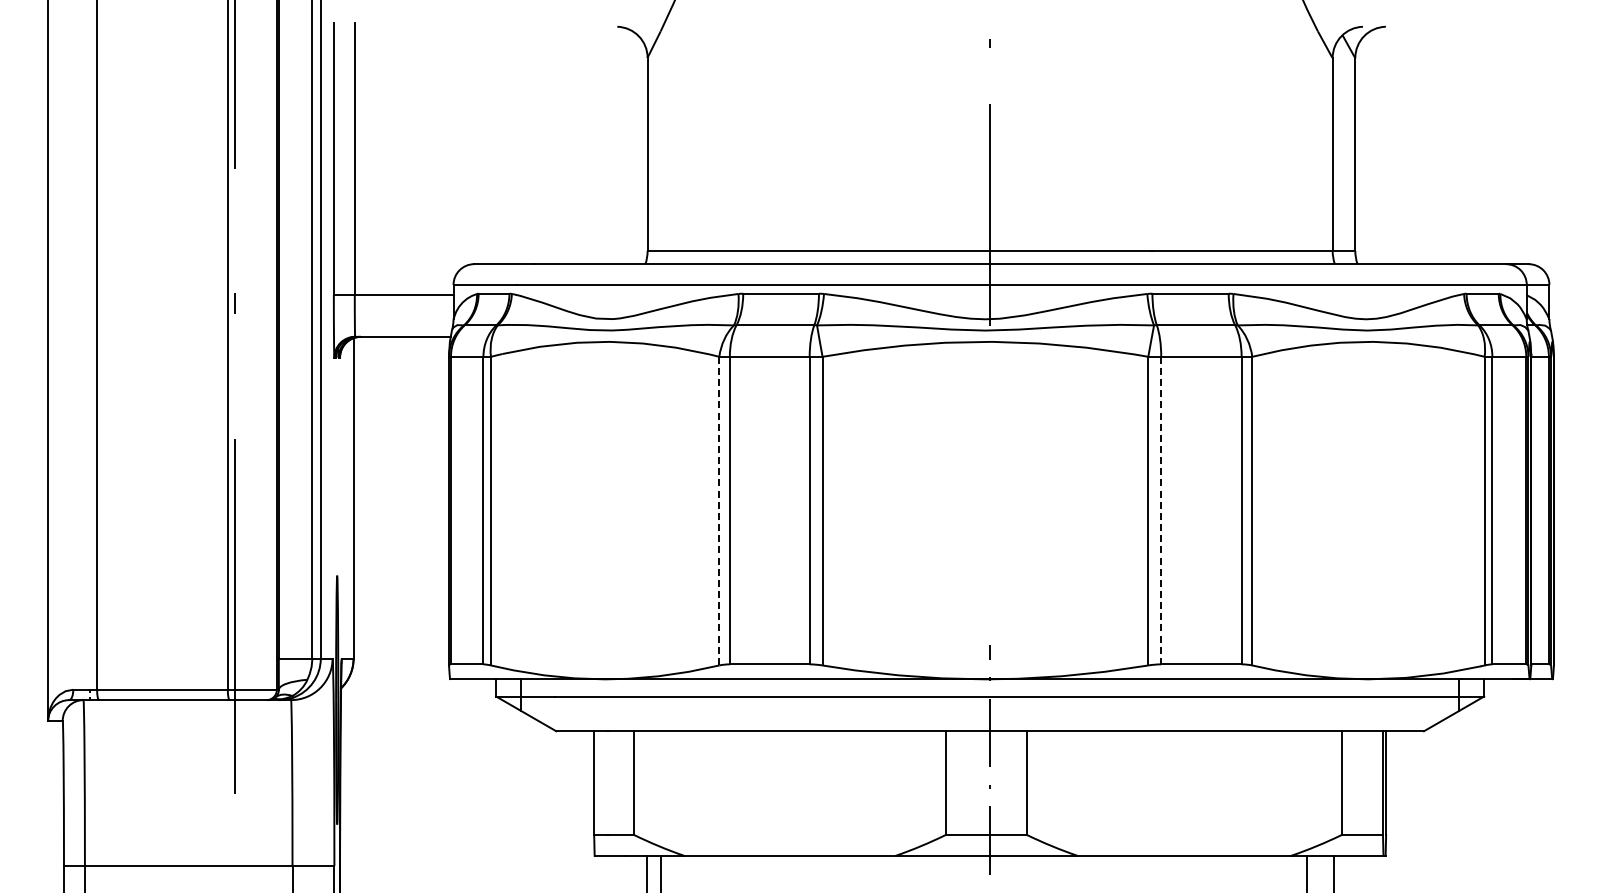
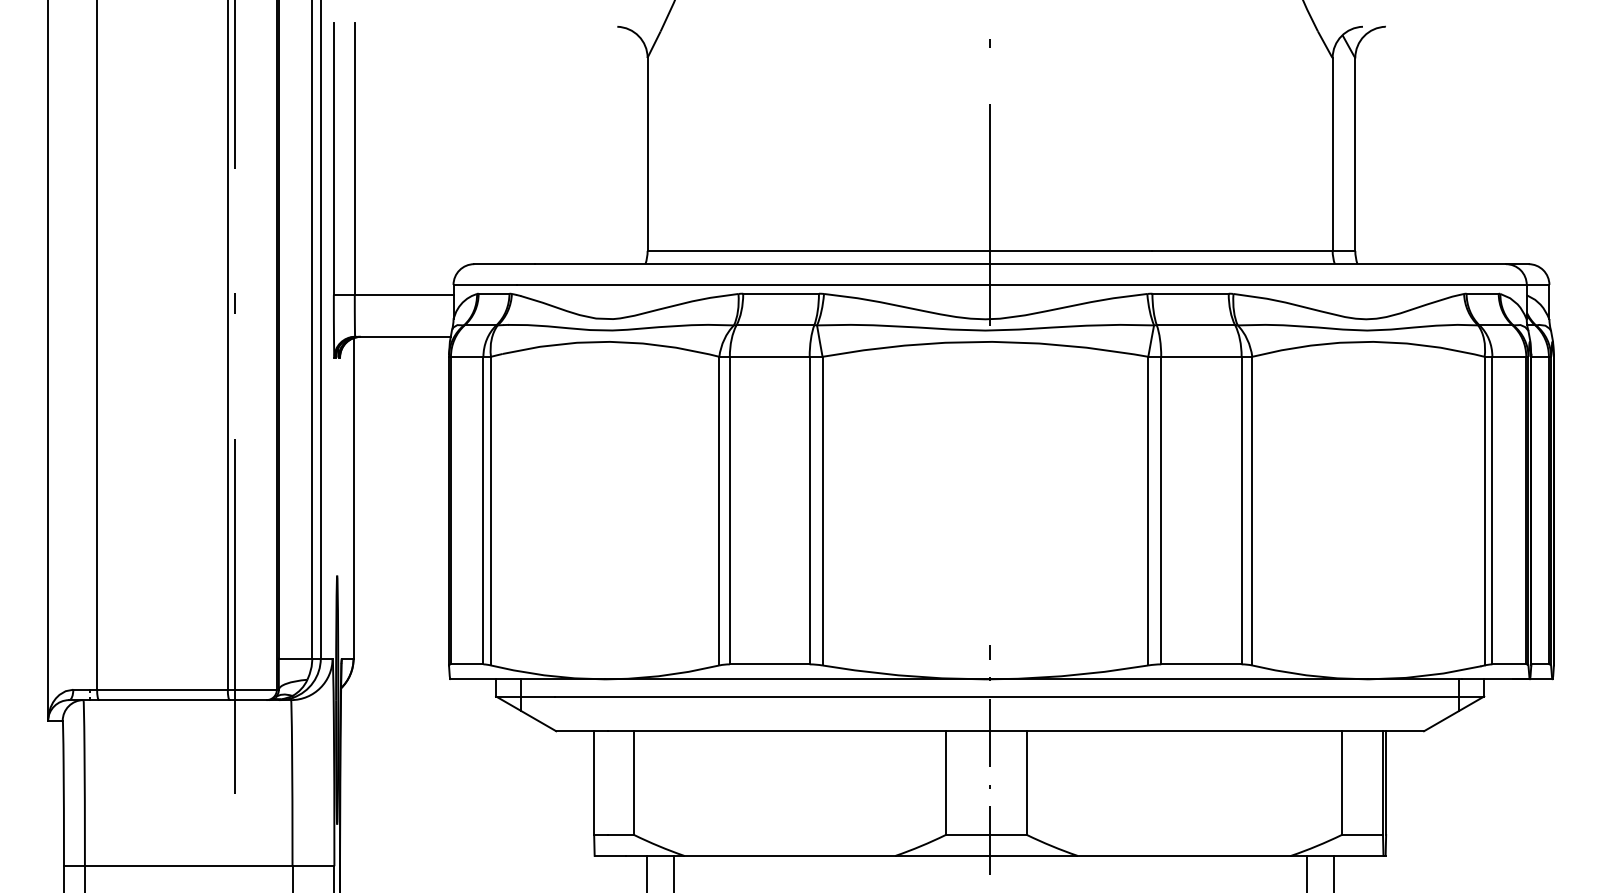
line: dashed -> solid (1161, 510)
line: dashed -> solid (719, 511)
line position: (660, 872) -> (673, 872) (673, 872)
